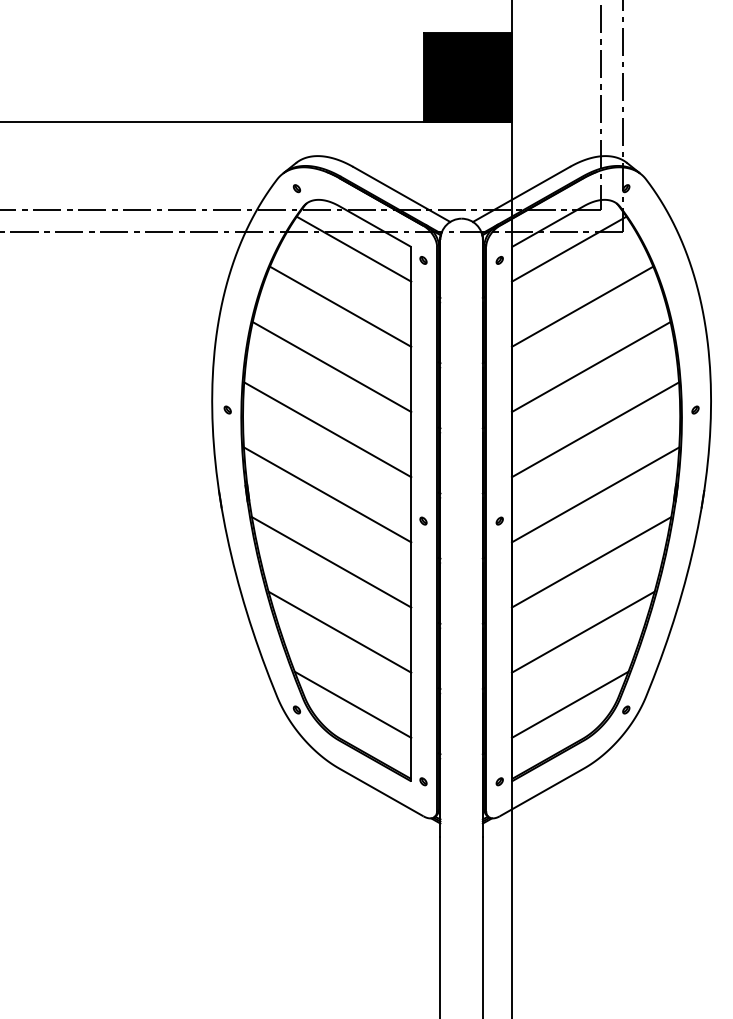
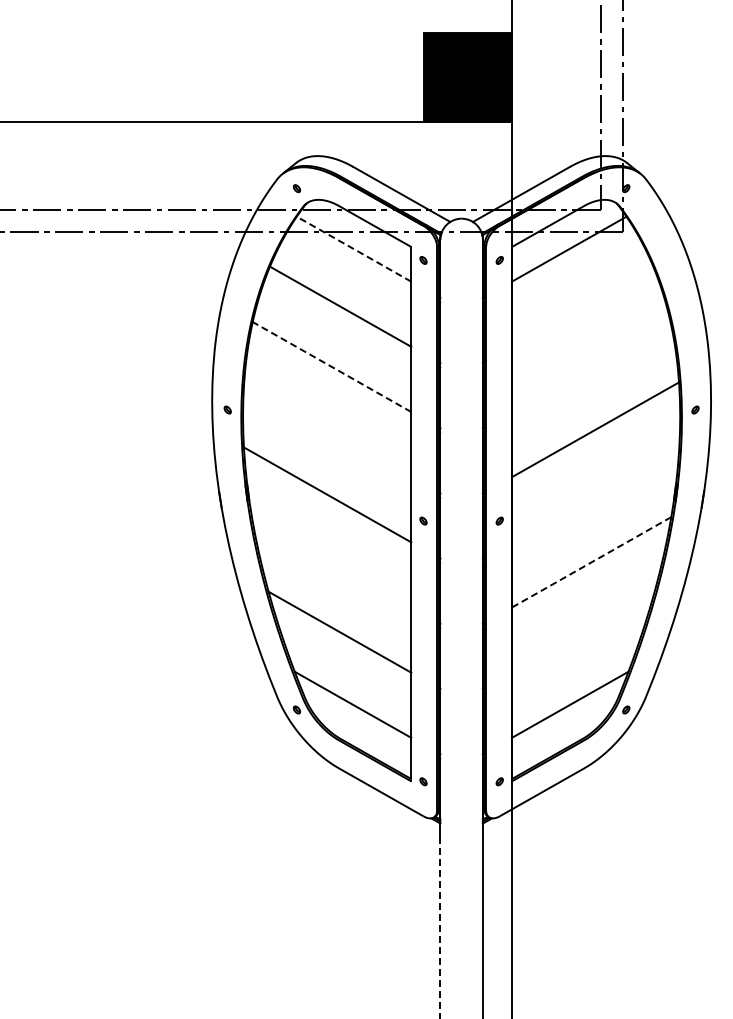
line: solid -> dashed (354, 249)
line: present -> none (582, 306)
line: solid -> dashed (331, 366)
line: present -> none (590, 367)
line: present -> none (327, 429)
line: present -> none (595, 494)
line: present -> none (331, 562)
line: solid -> dashed (591, 562)
line: present -> none (582, 631)
line: solid -> dashed (440, 927)
